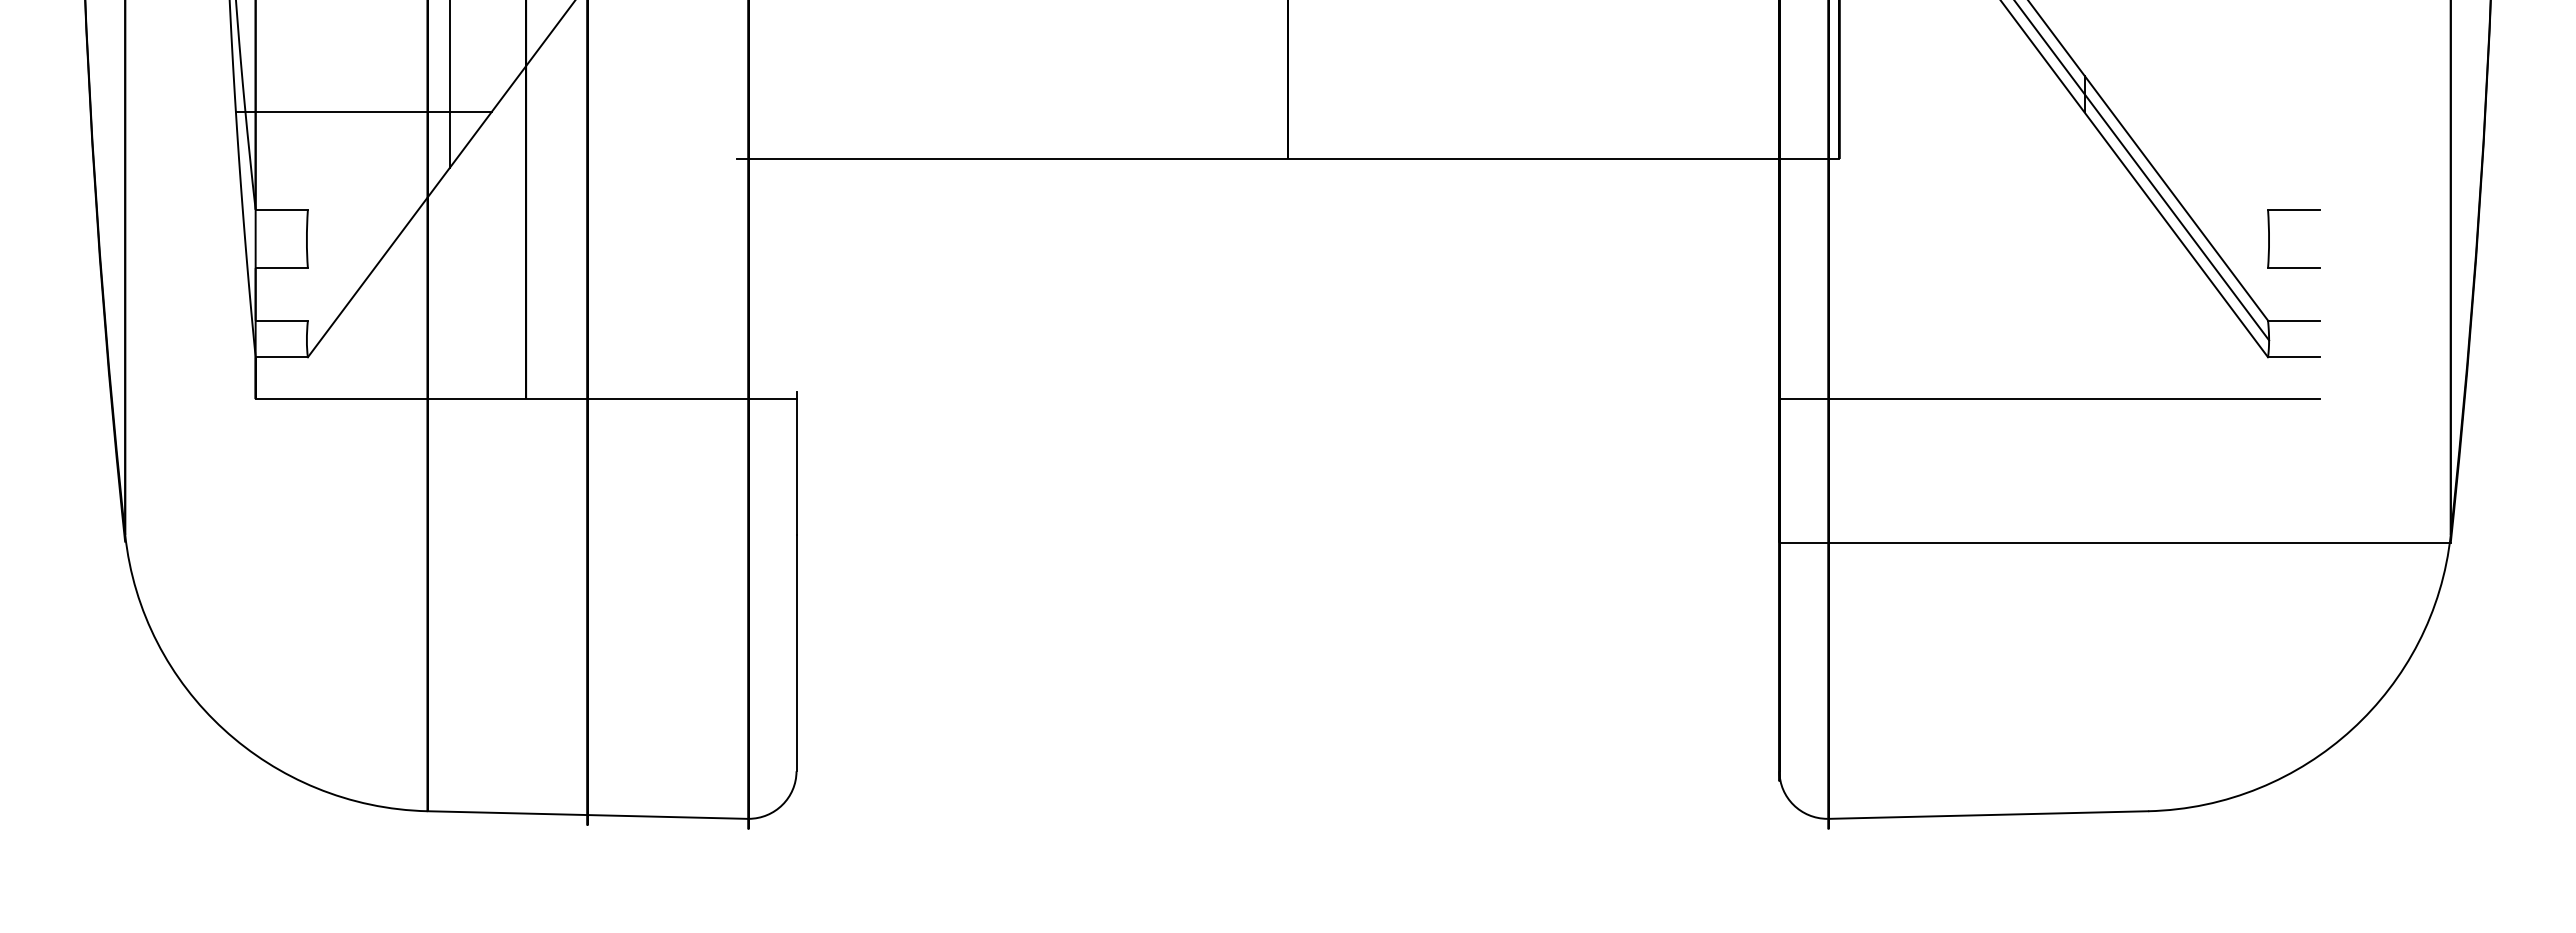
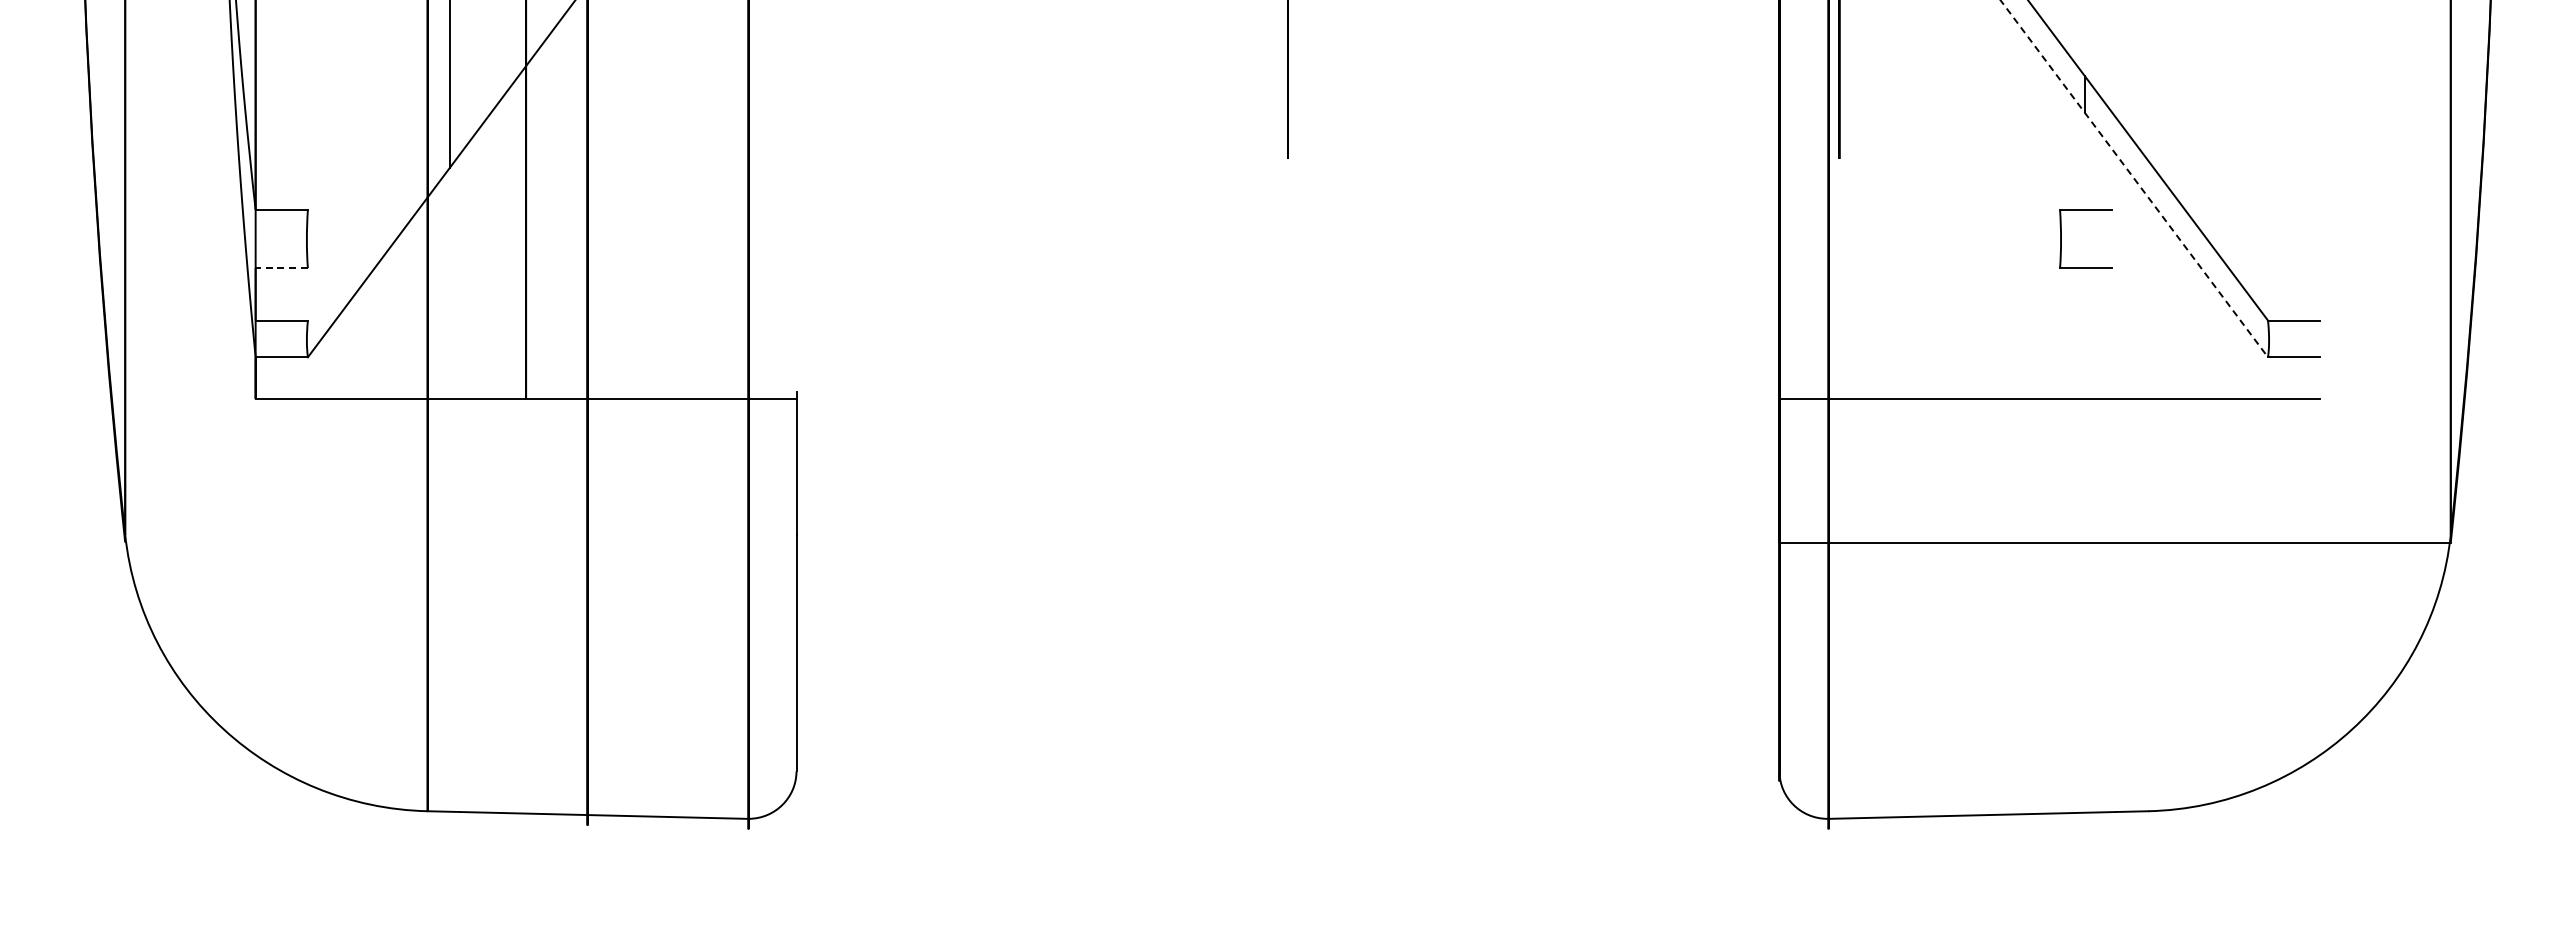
line: present -> none (363, 112)
line: present -> none (1287, 158)
line: present -> none (2142, 171)
line: solid -> dashed (2134, 178)
part position: (2269, 238) -> (2061, 238) (2061, 238)
line: solid -> dashed (281, 268)
